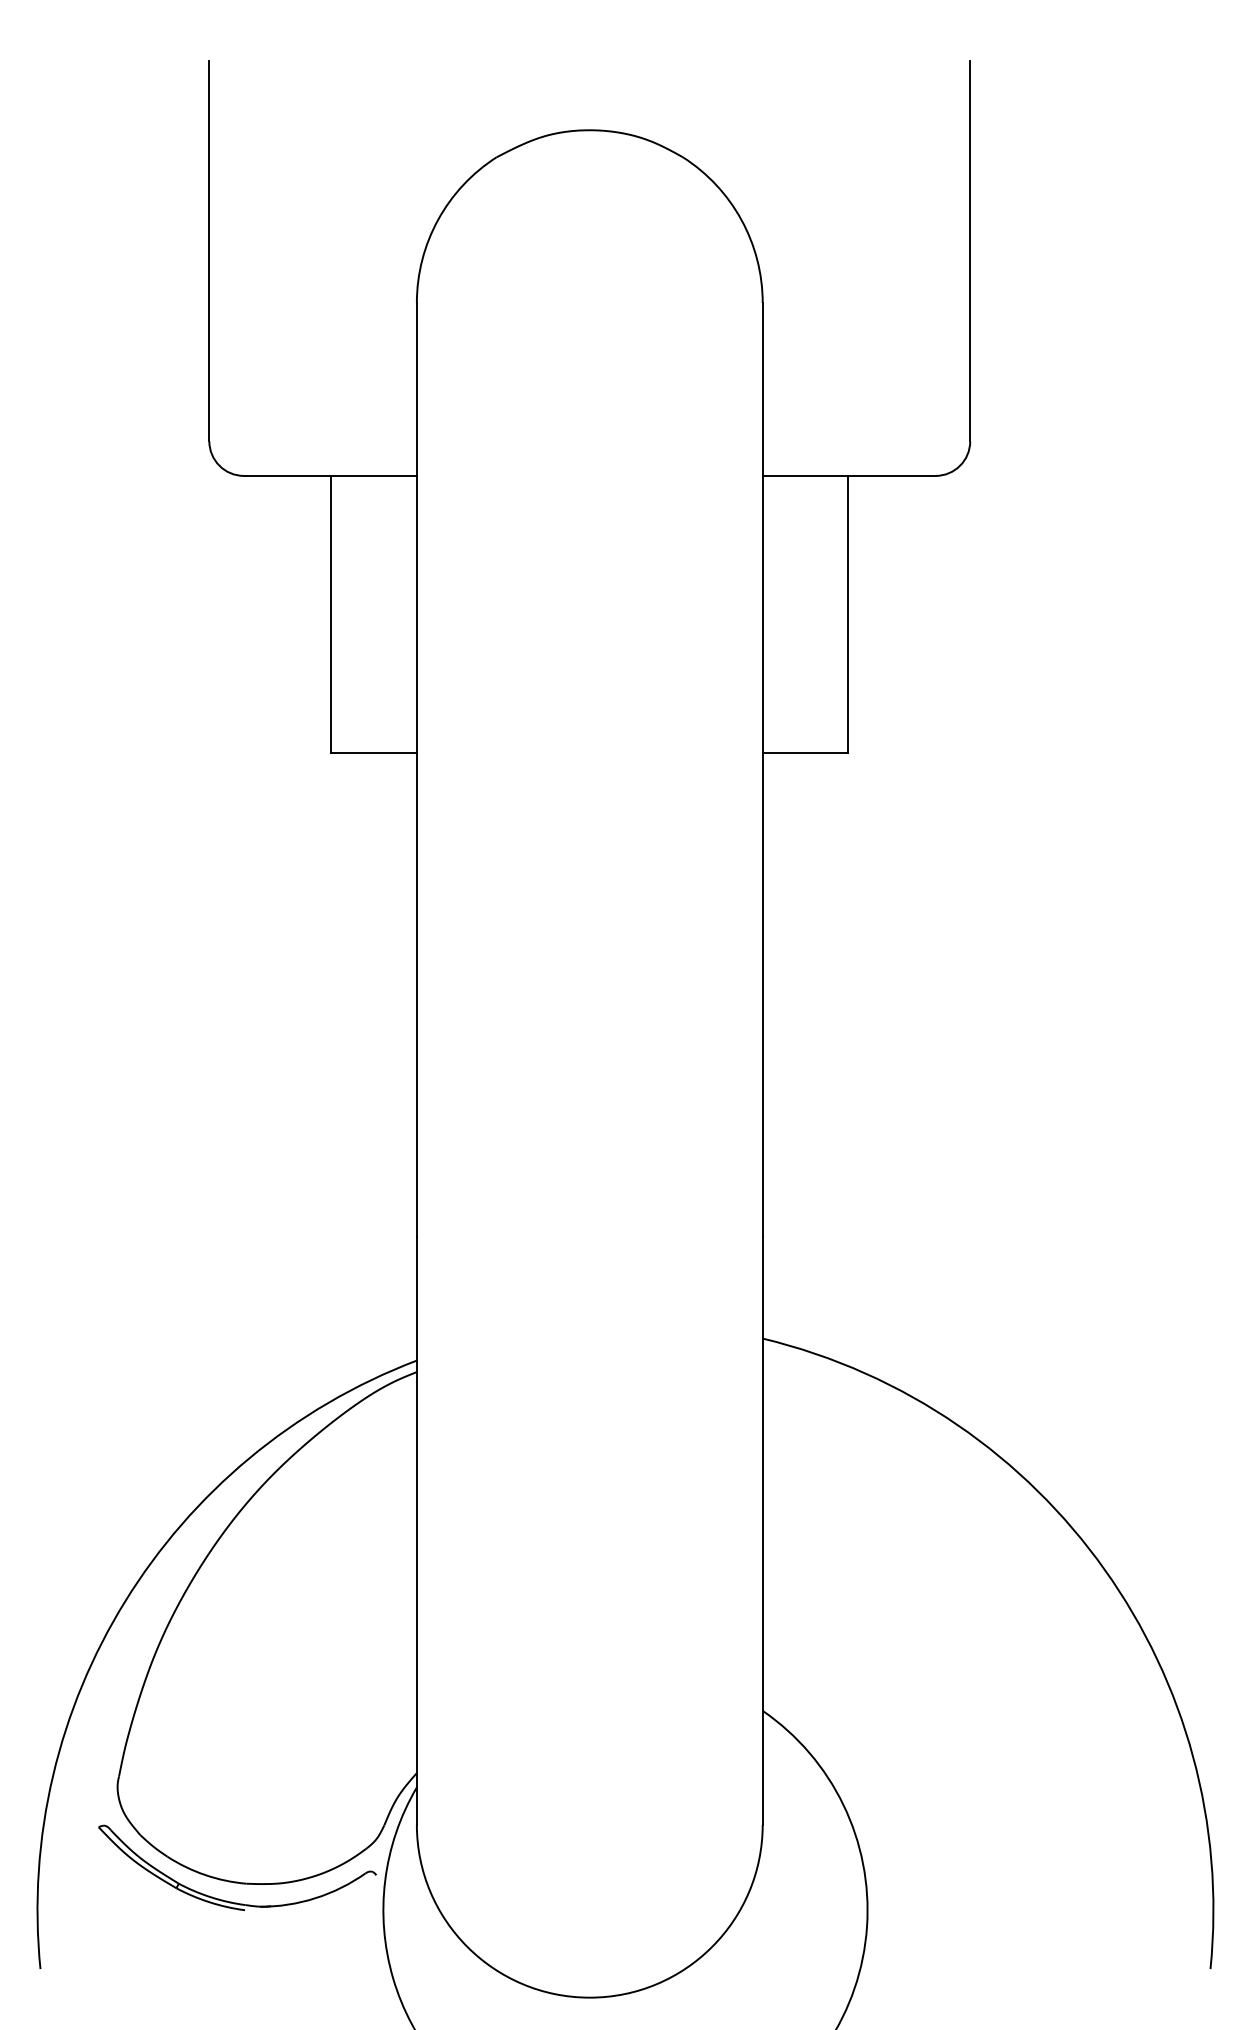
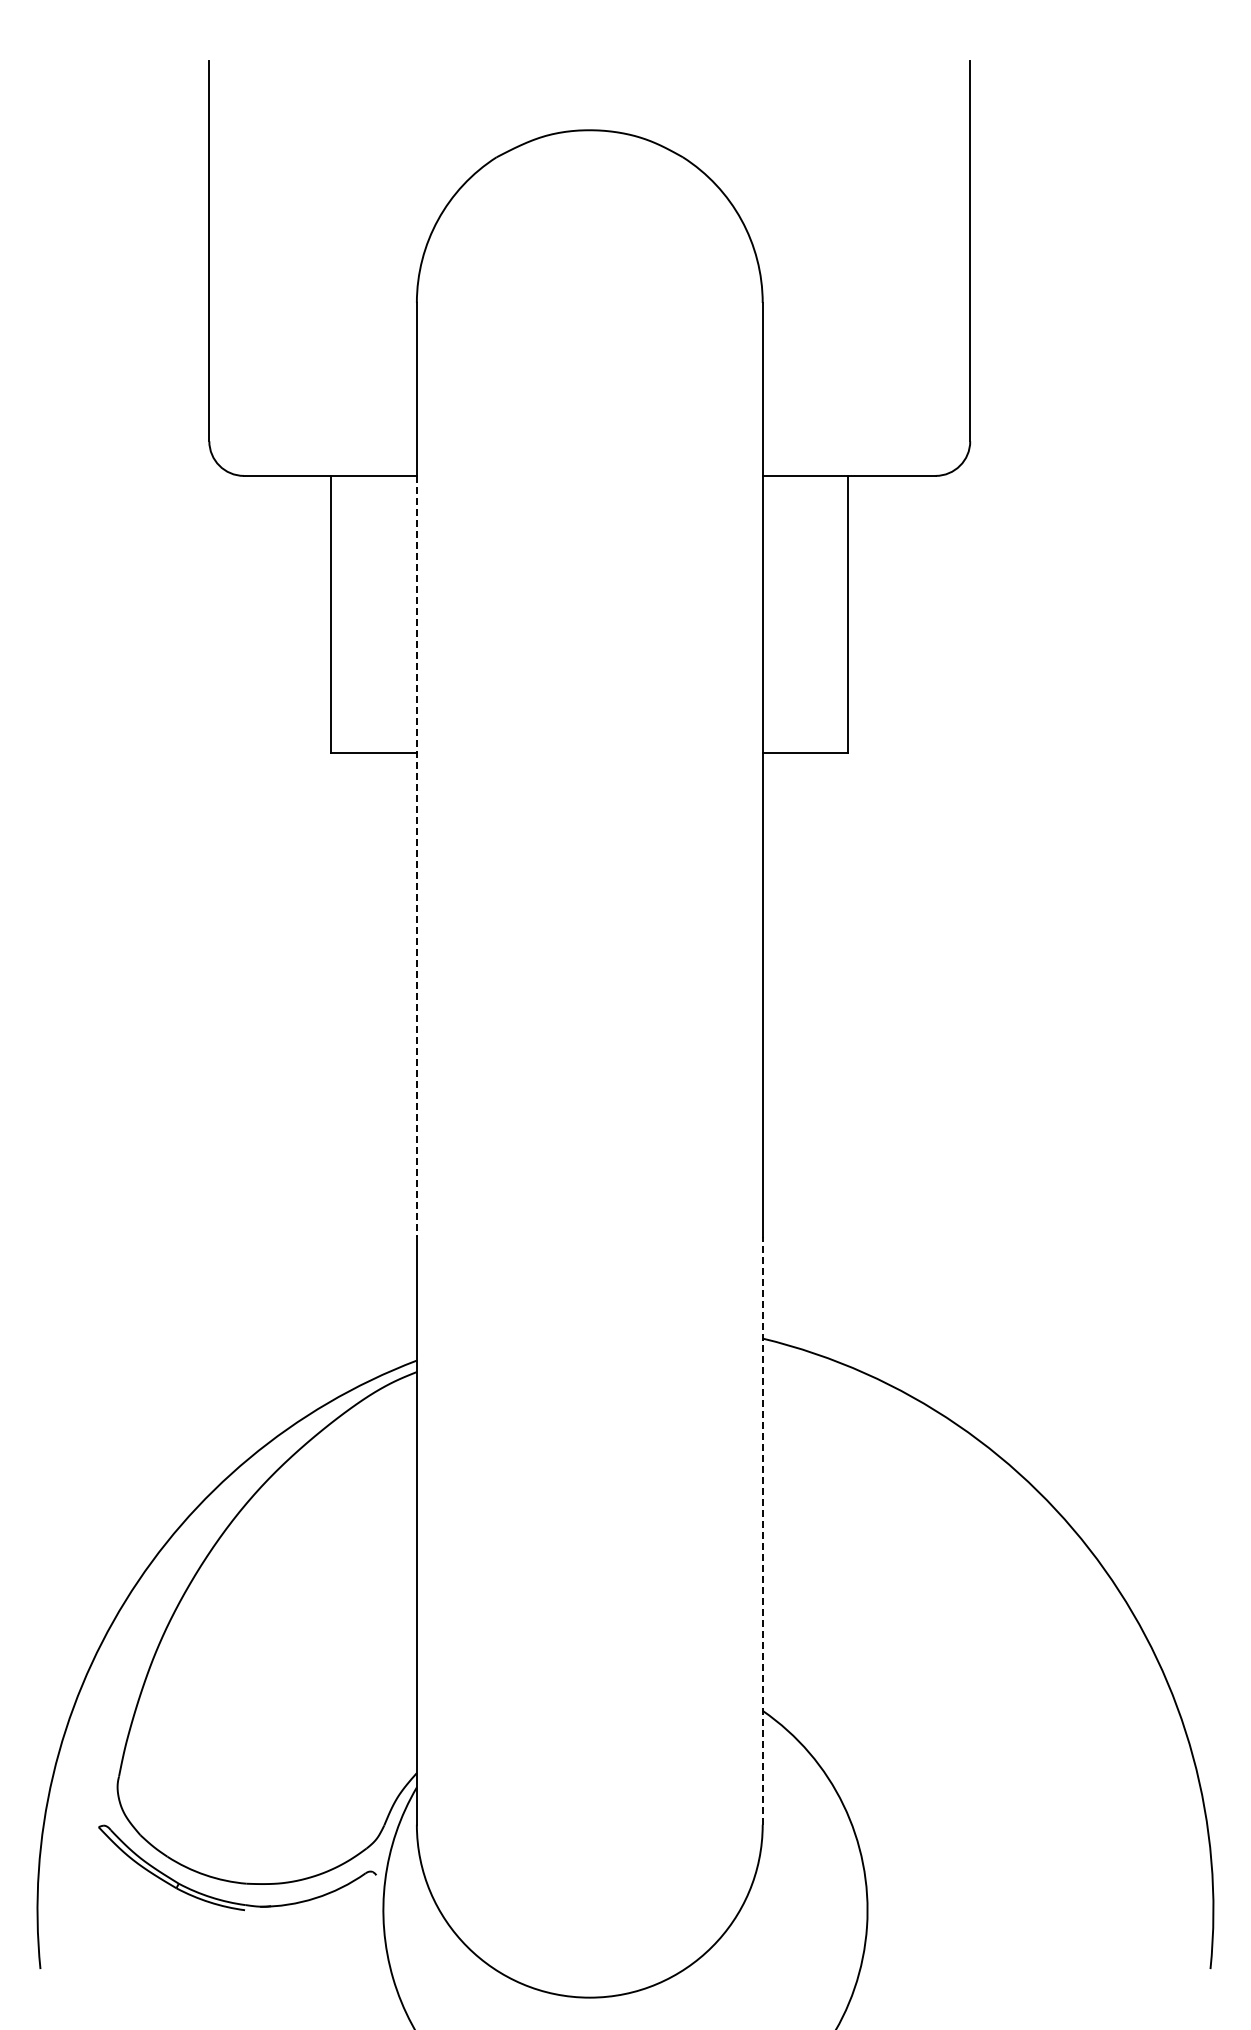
line: solid -> dashed (416, 856)
line: solid -> dashed (762, 1530)
